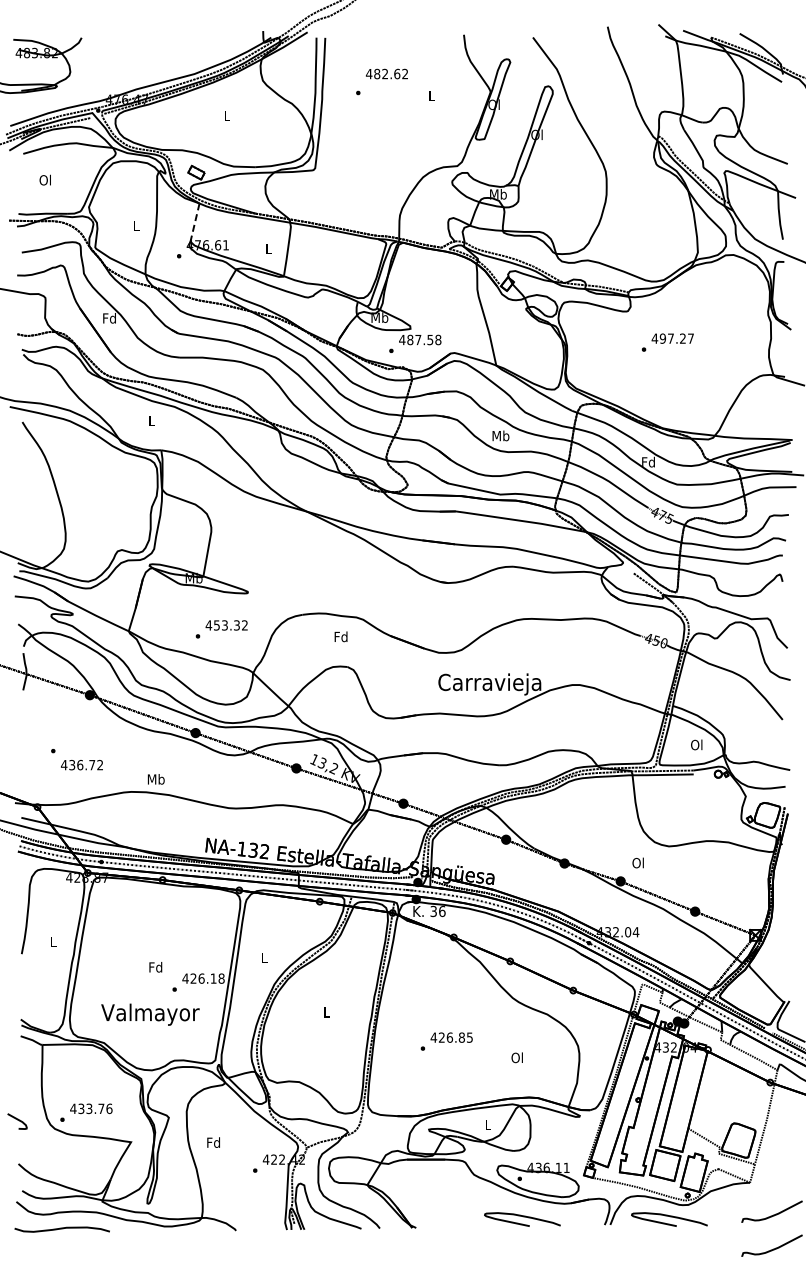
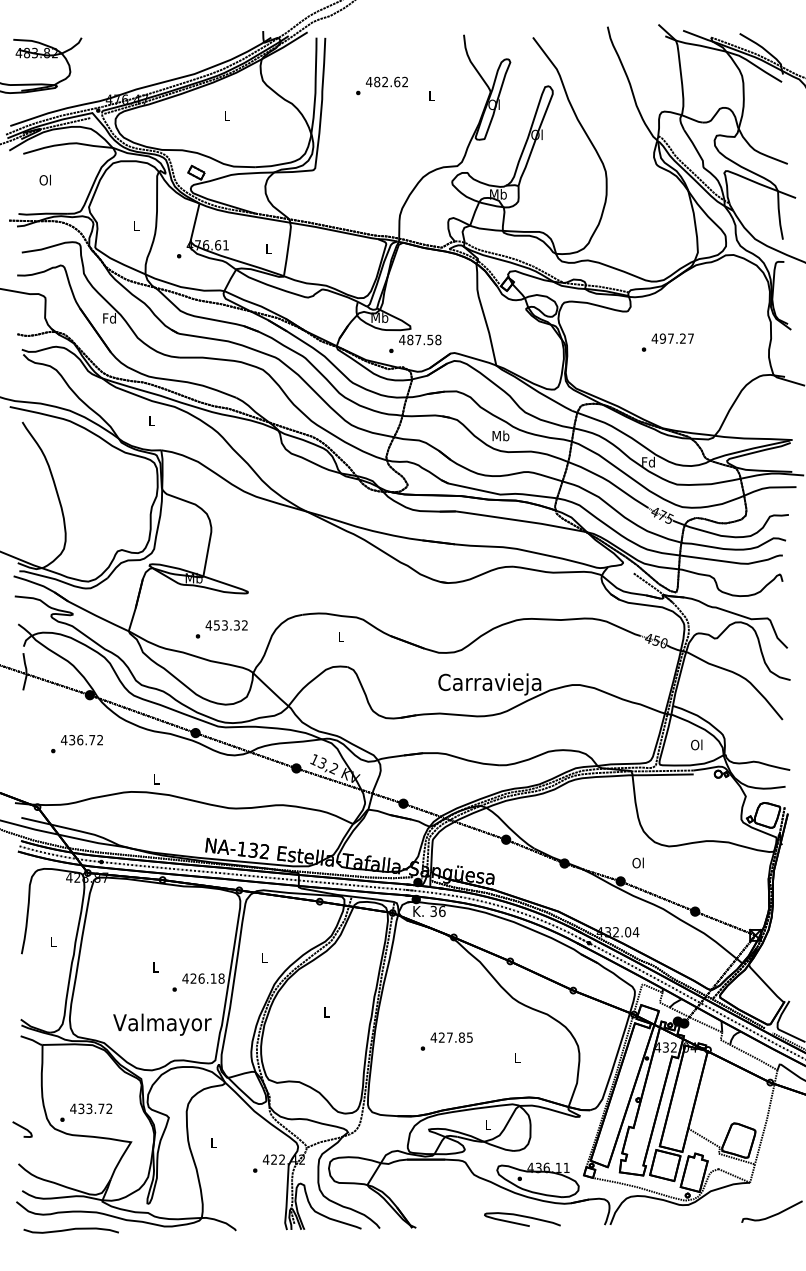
text position: (386, 73) -> (386, 81) (386, 81)
line: dashed -> solid (195, 222)
text: Fd -> L (340, 636)
text position: (81, 765) -> (81, 740) (81, 740)
text: Mb -> L (155, 779)
text: Fd -> L (155, 967)
text position: (150, 1014) -> (162, 1024) (162, 1024)
text: 426.85 -> 427.85 (449, 1037)
text: Ol -> L (516, 1057)
text: 433.76 -> 433.72 (109, 1108)
curve position: (17, 1120) -> (22, 1128) (22, 1128)
text: Fd -> L (213, 1142)
curve: present -> none (670, 1217)
curve position: (61, 1229) -> (70, 1230) (70, 1230)
curve: present -> none (773, 1248)
